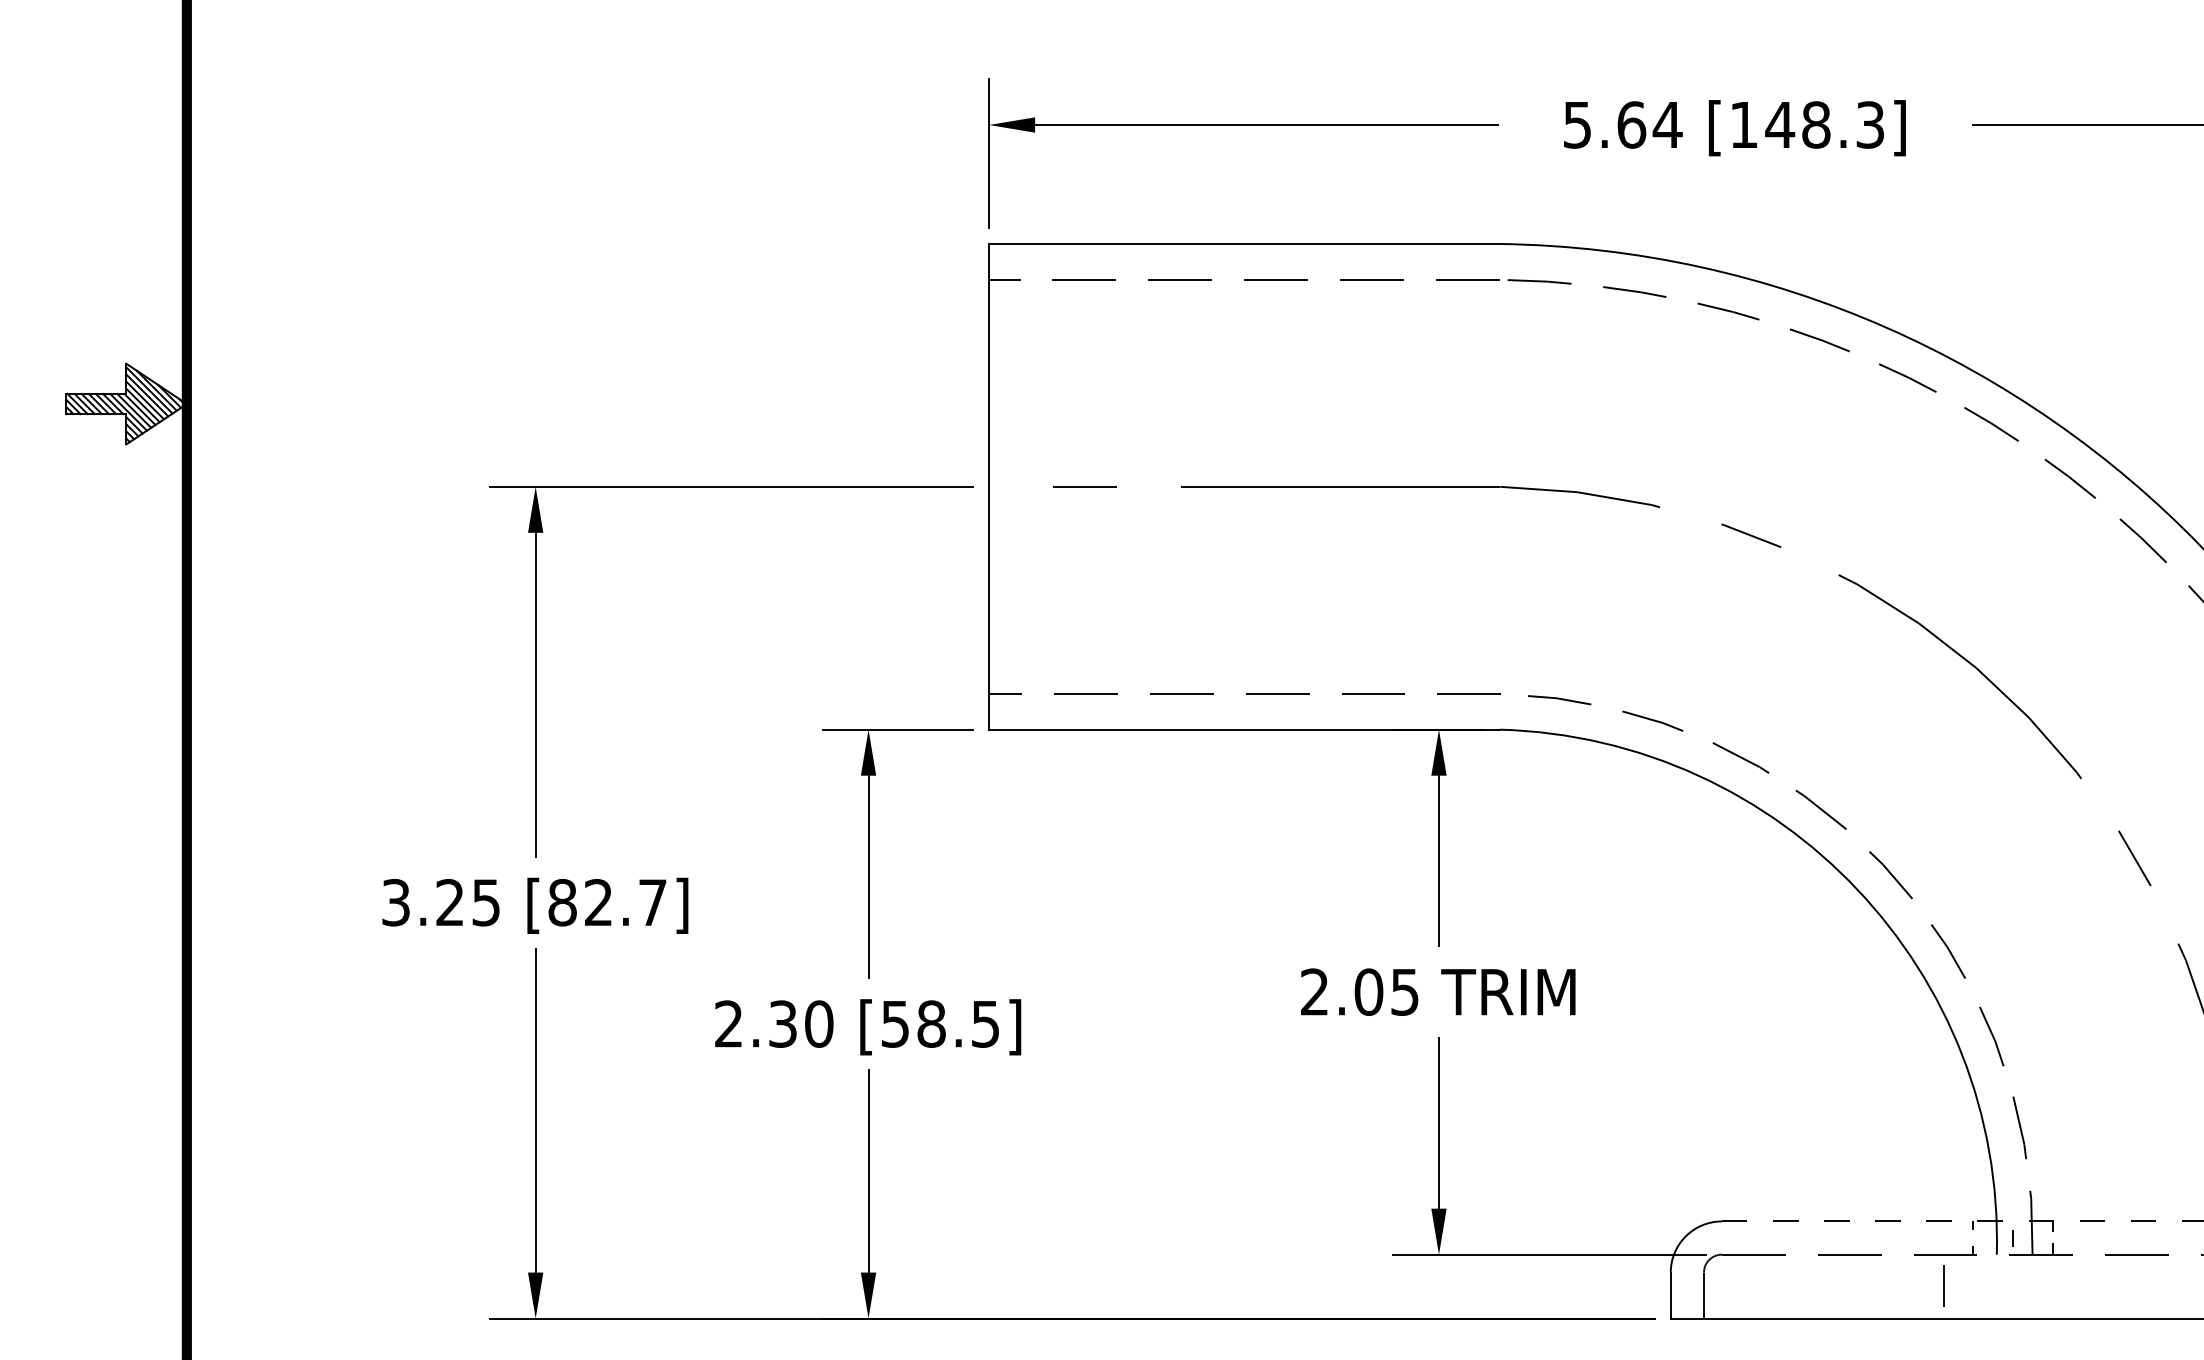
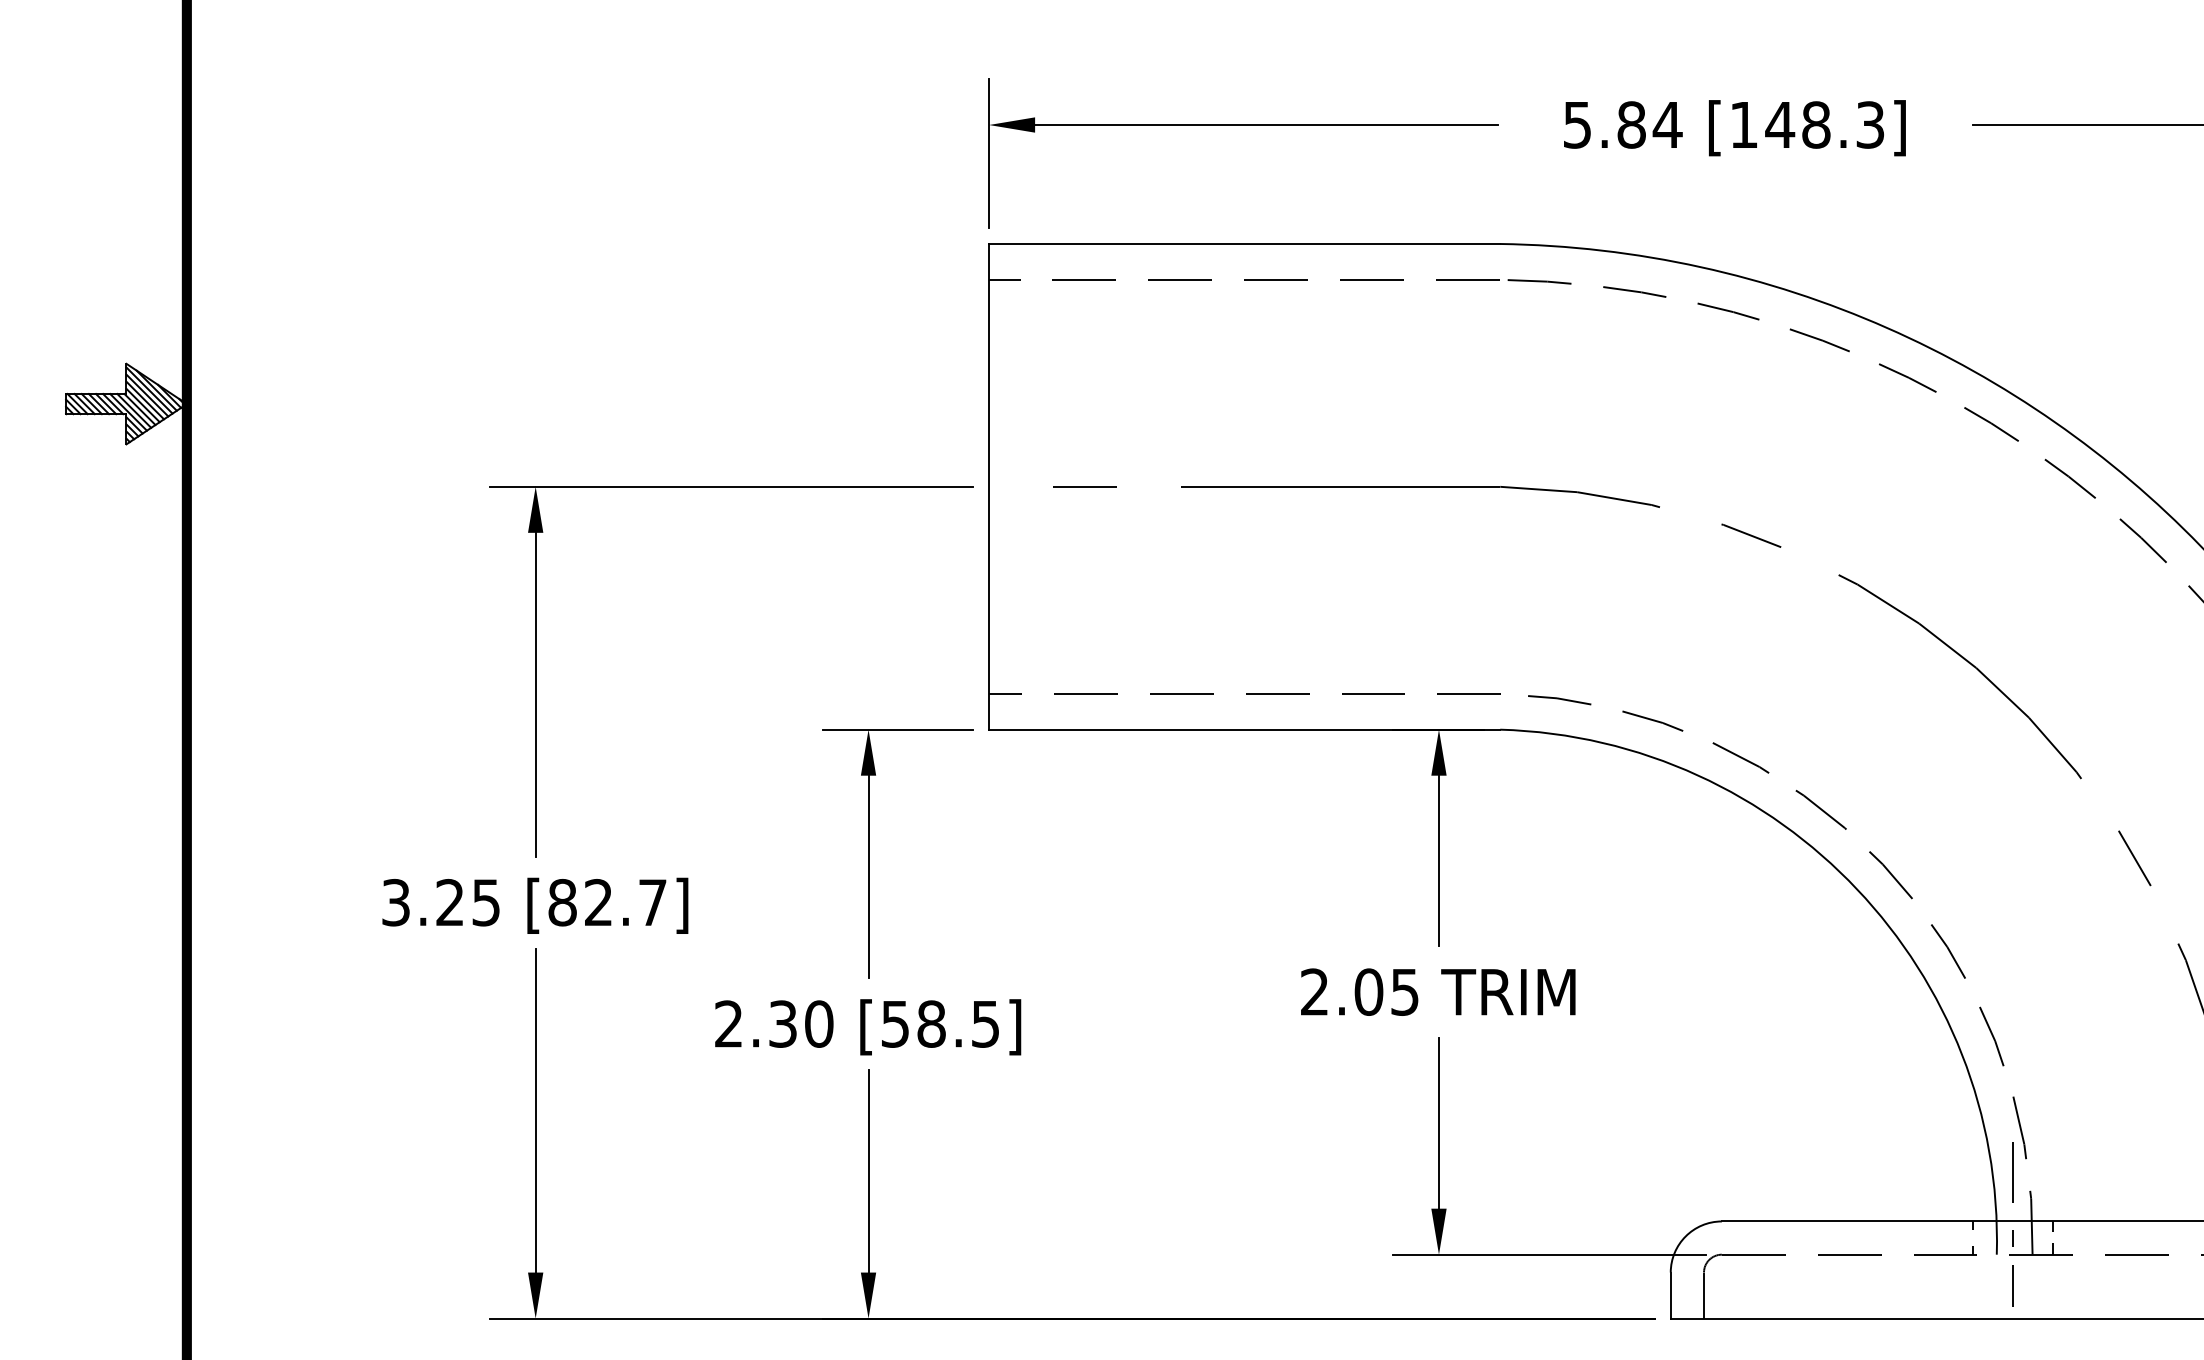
text: 5.64 -> 5.84 (1631, 124)
line: none -> present (2013, 1171)
line: dashed -> solid (1962, 1221)
line position: (1943, 1285) -> (2012, 1285) (2012, 1285)
